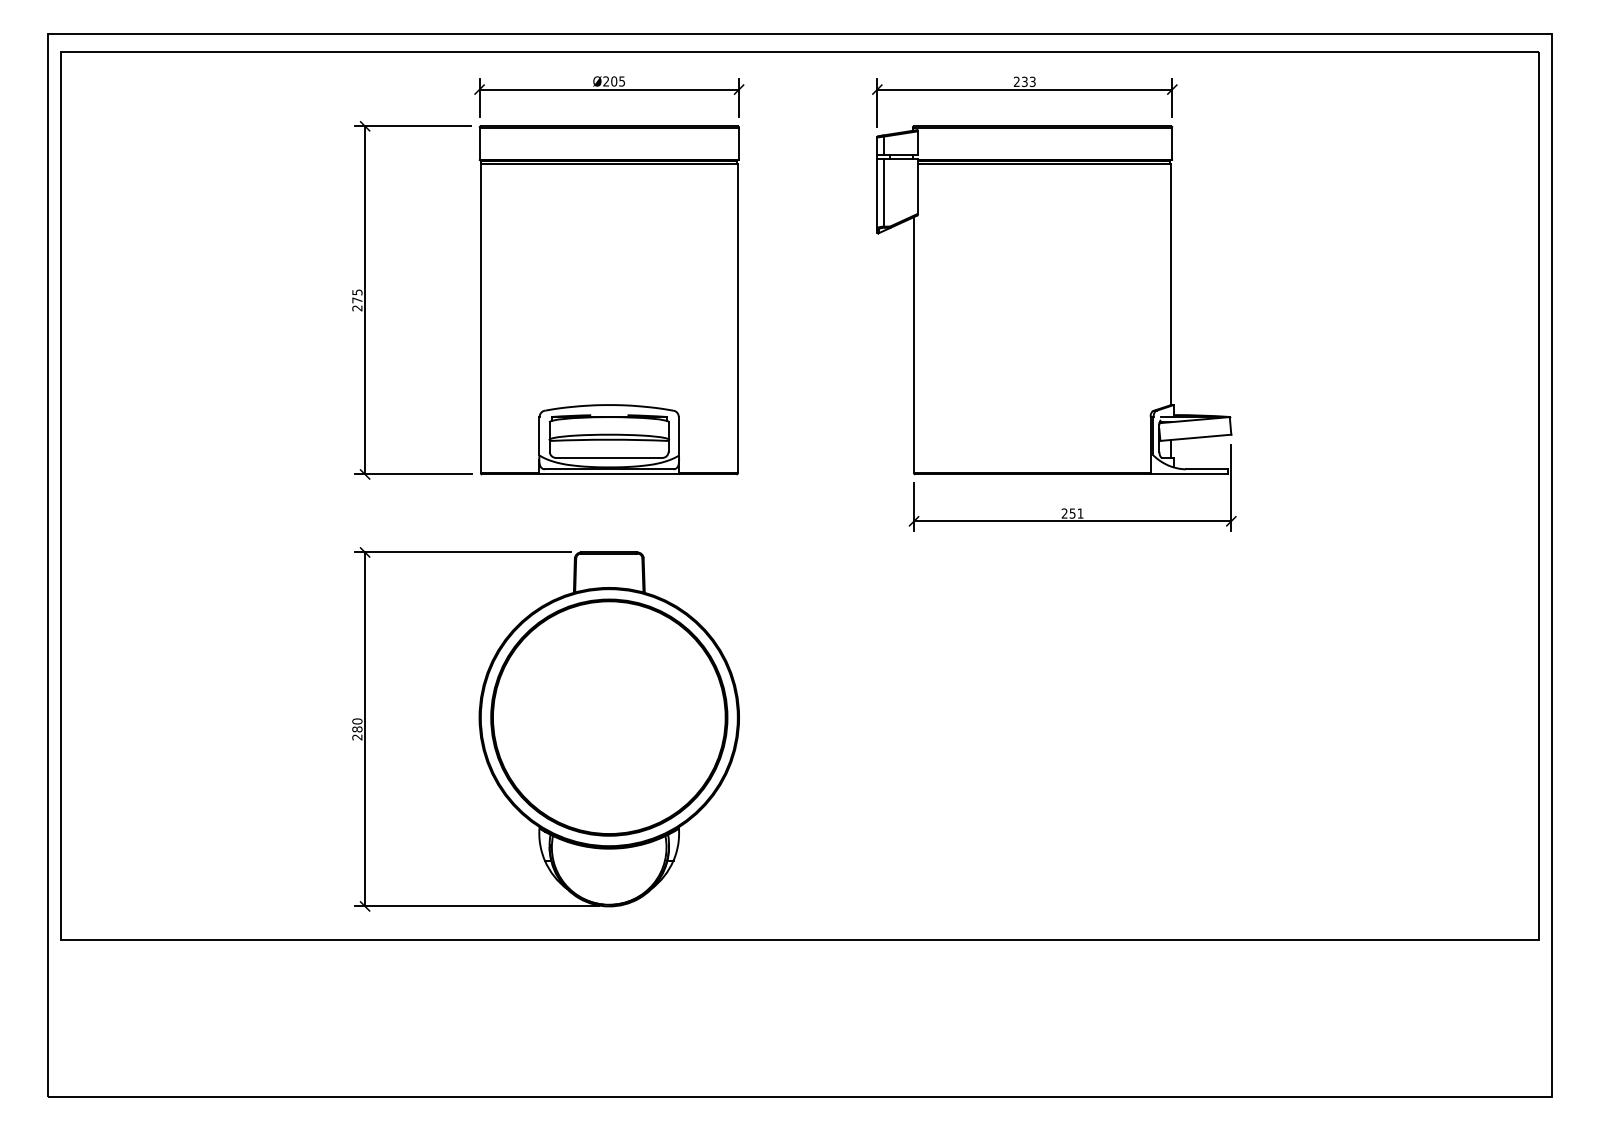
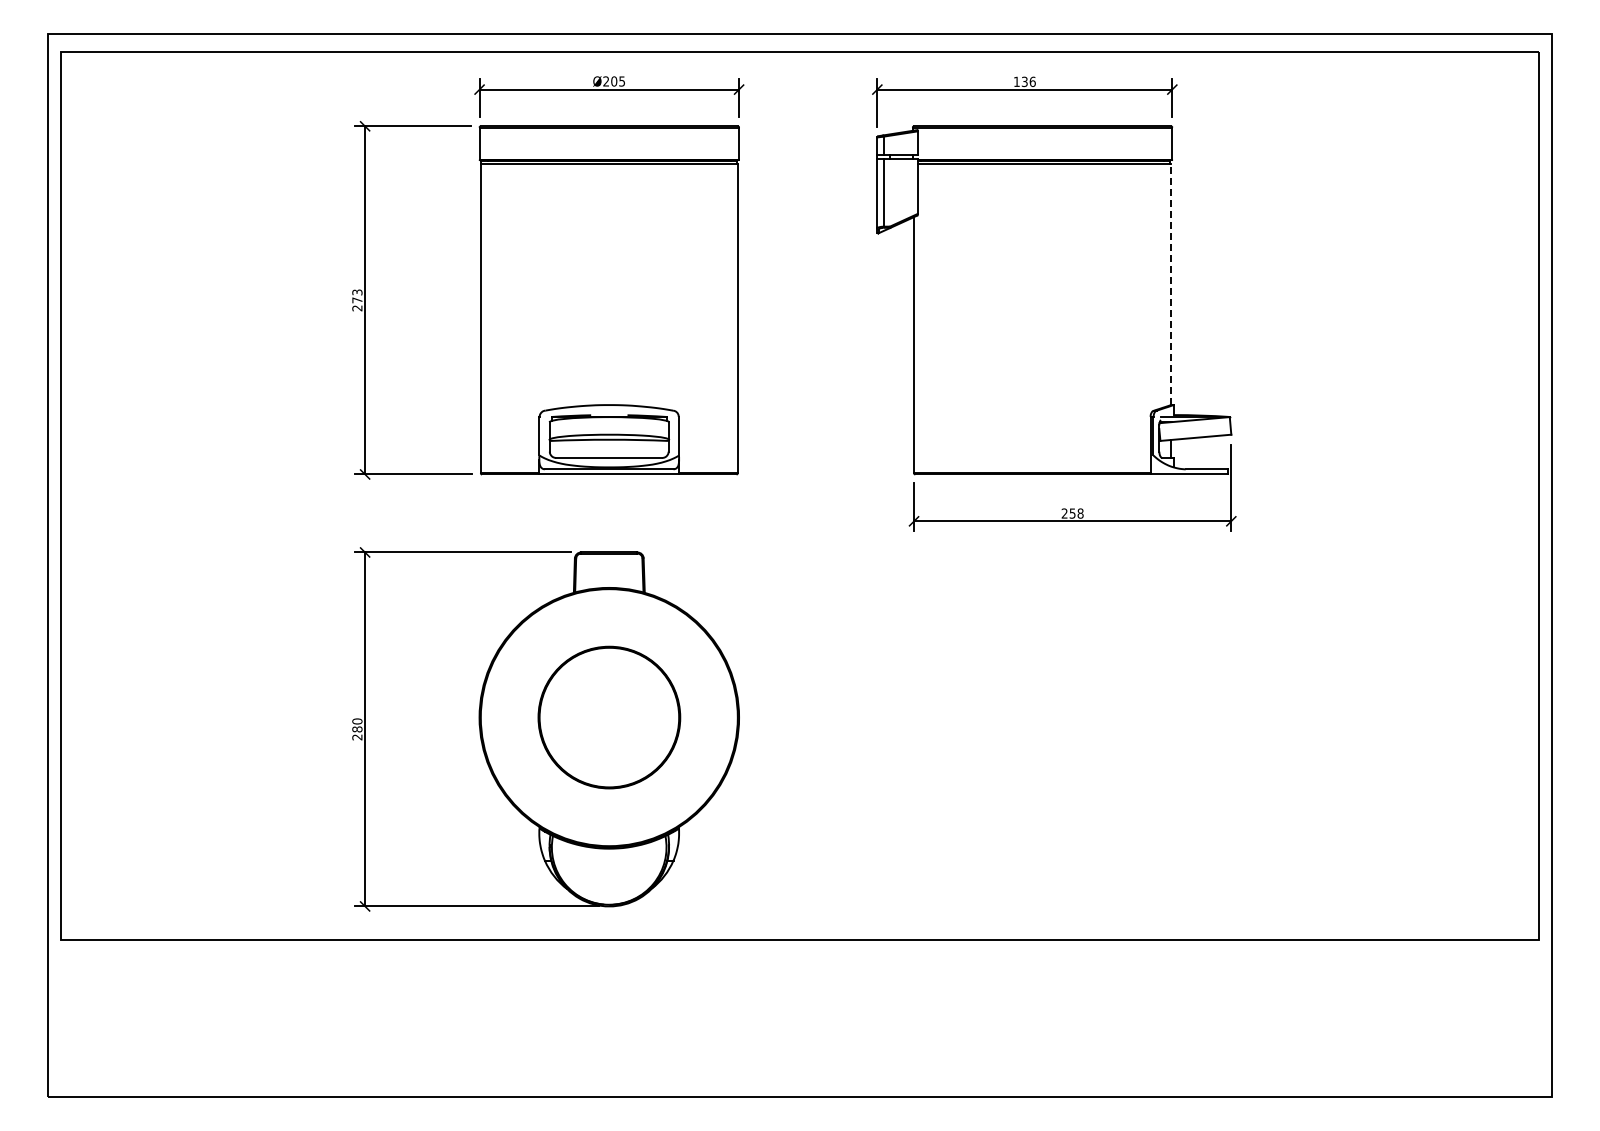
text: 233 -> 136 (1024, 81)
line: solid -> dashed (1171, 284)
text: 275 -> 273 (356, 291)
text: 251 -> 258 (1080, 513)
part size: 239x239 px -> 145x145 px (609, 717)
